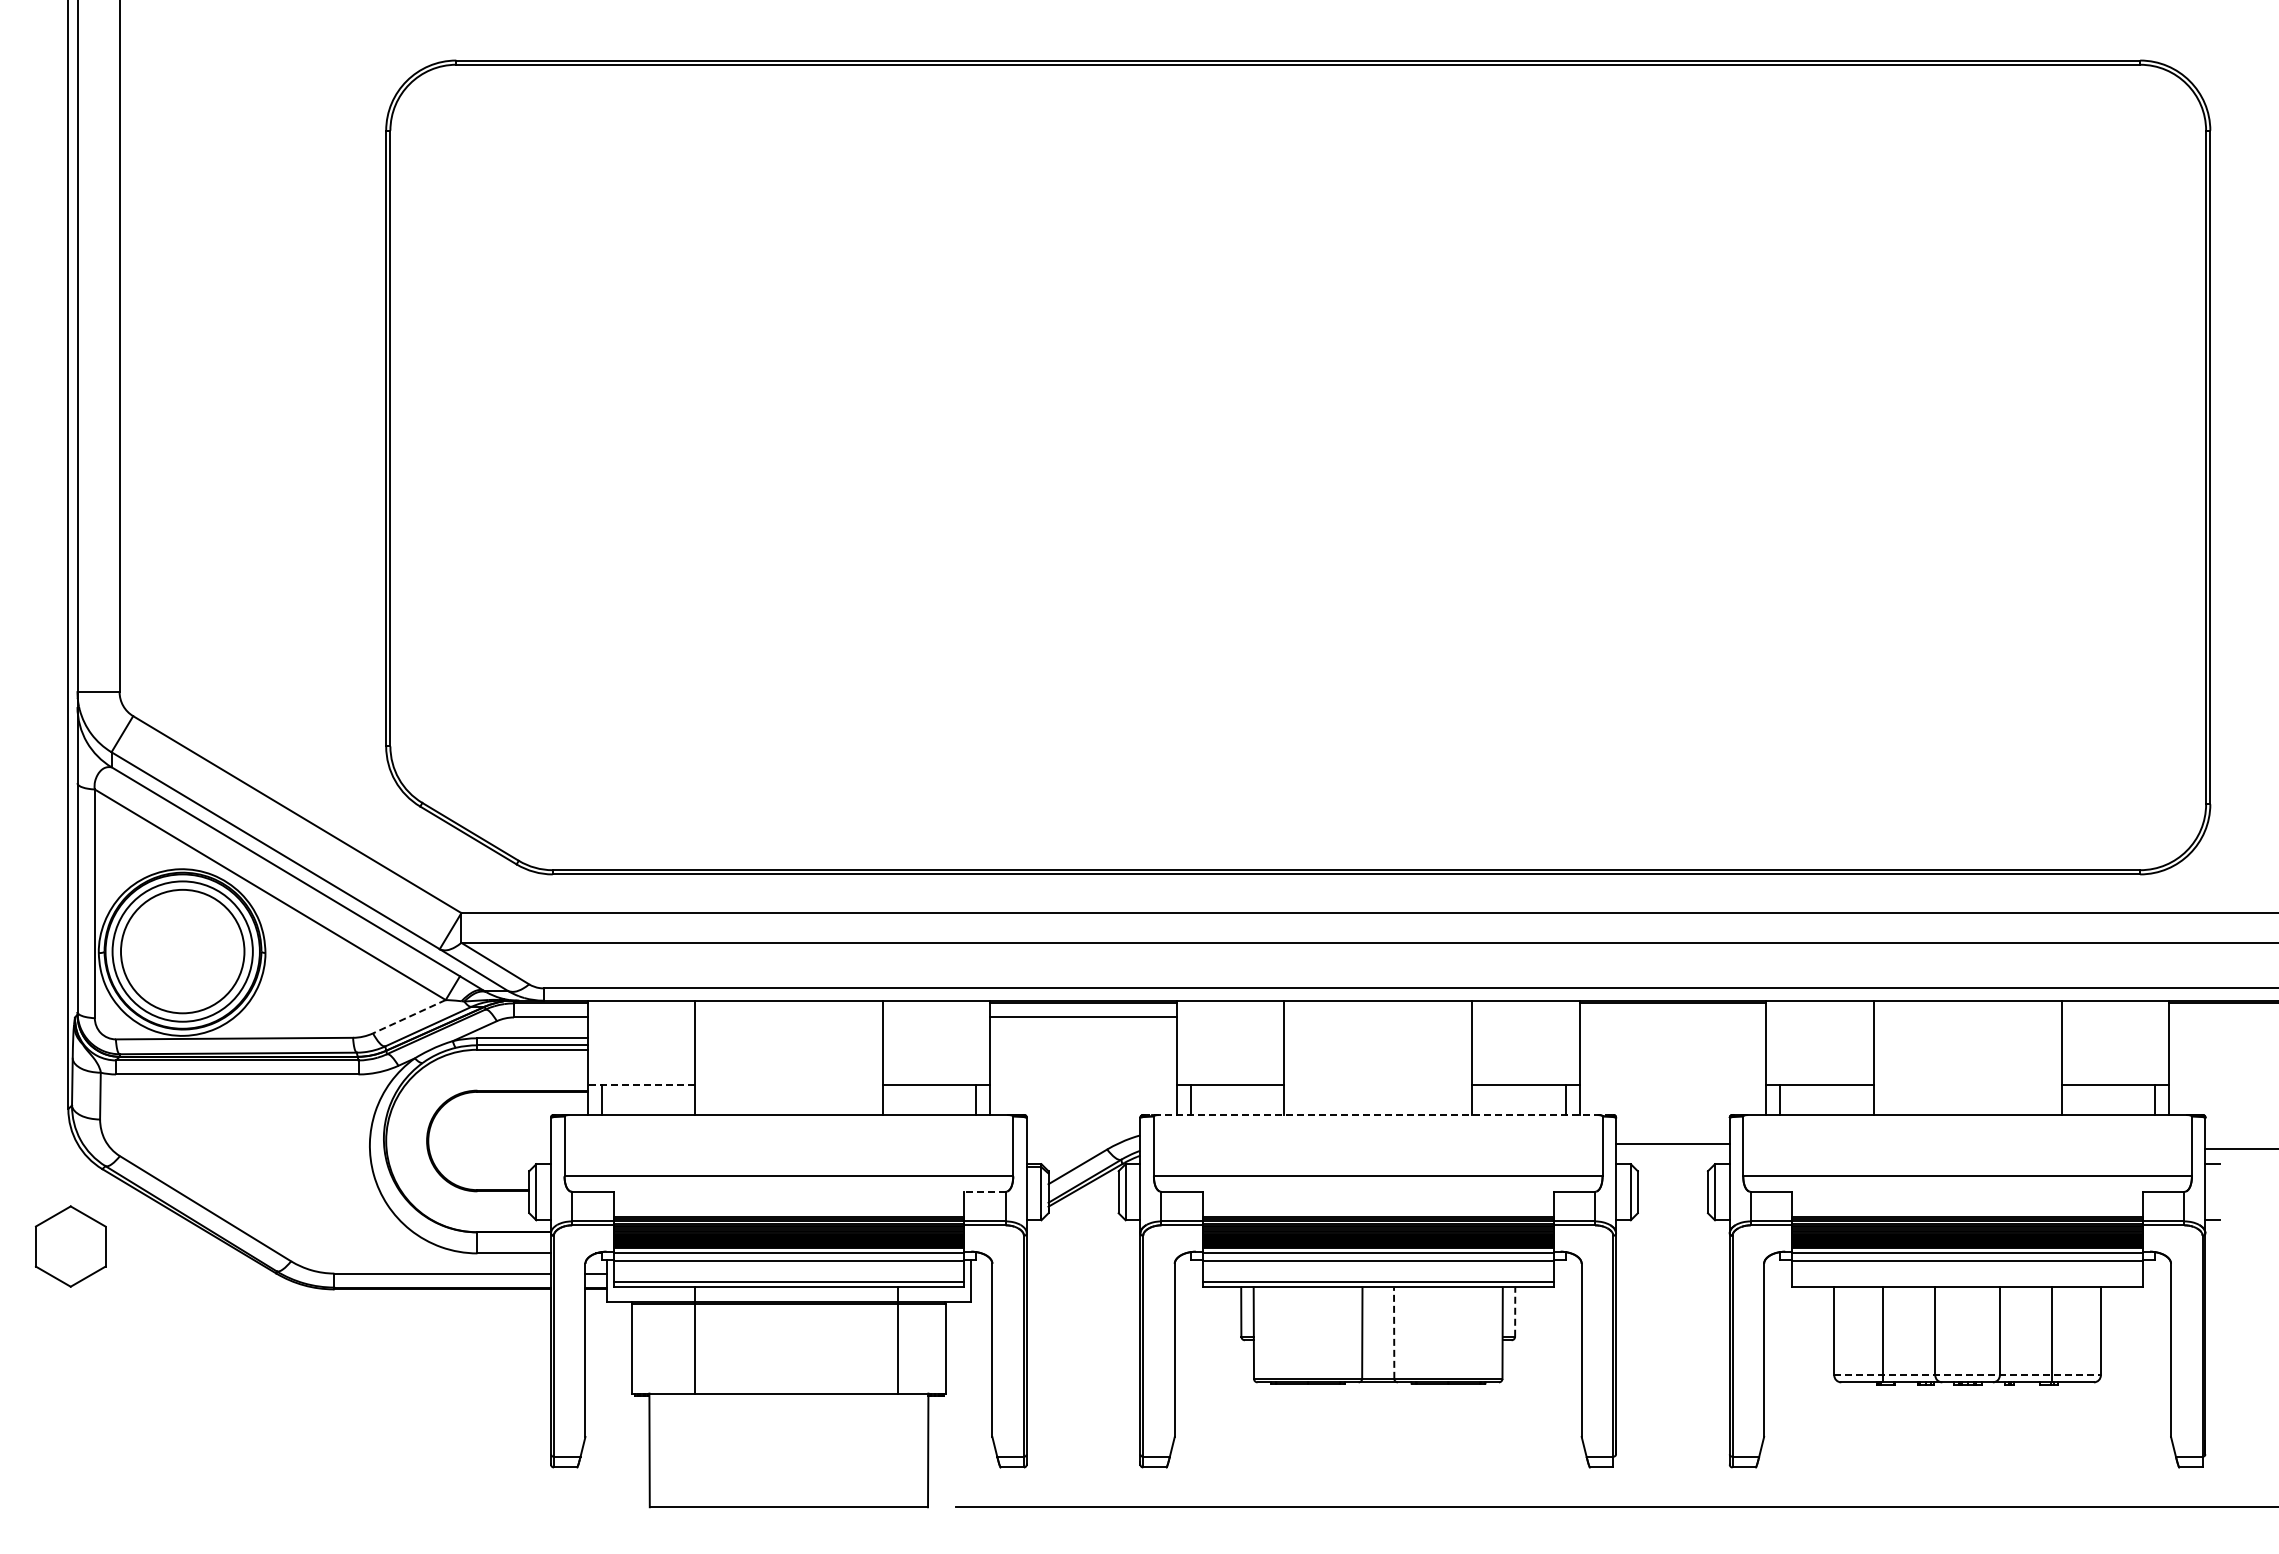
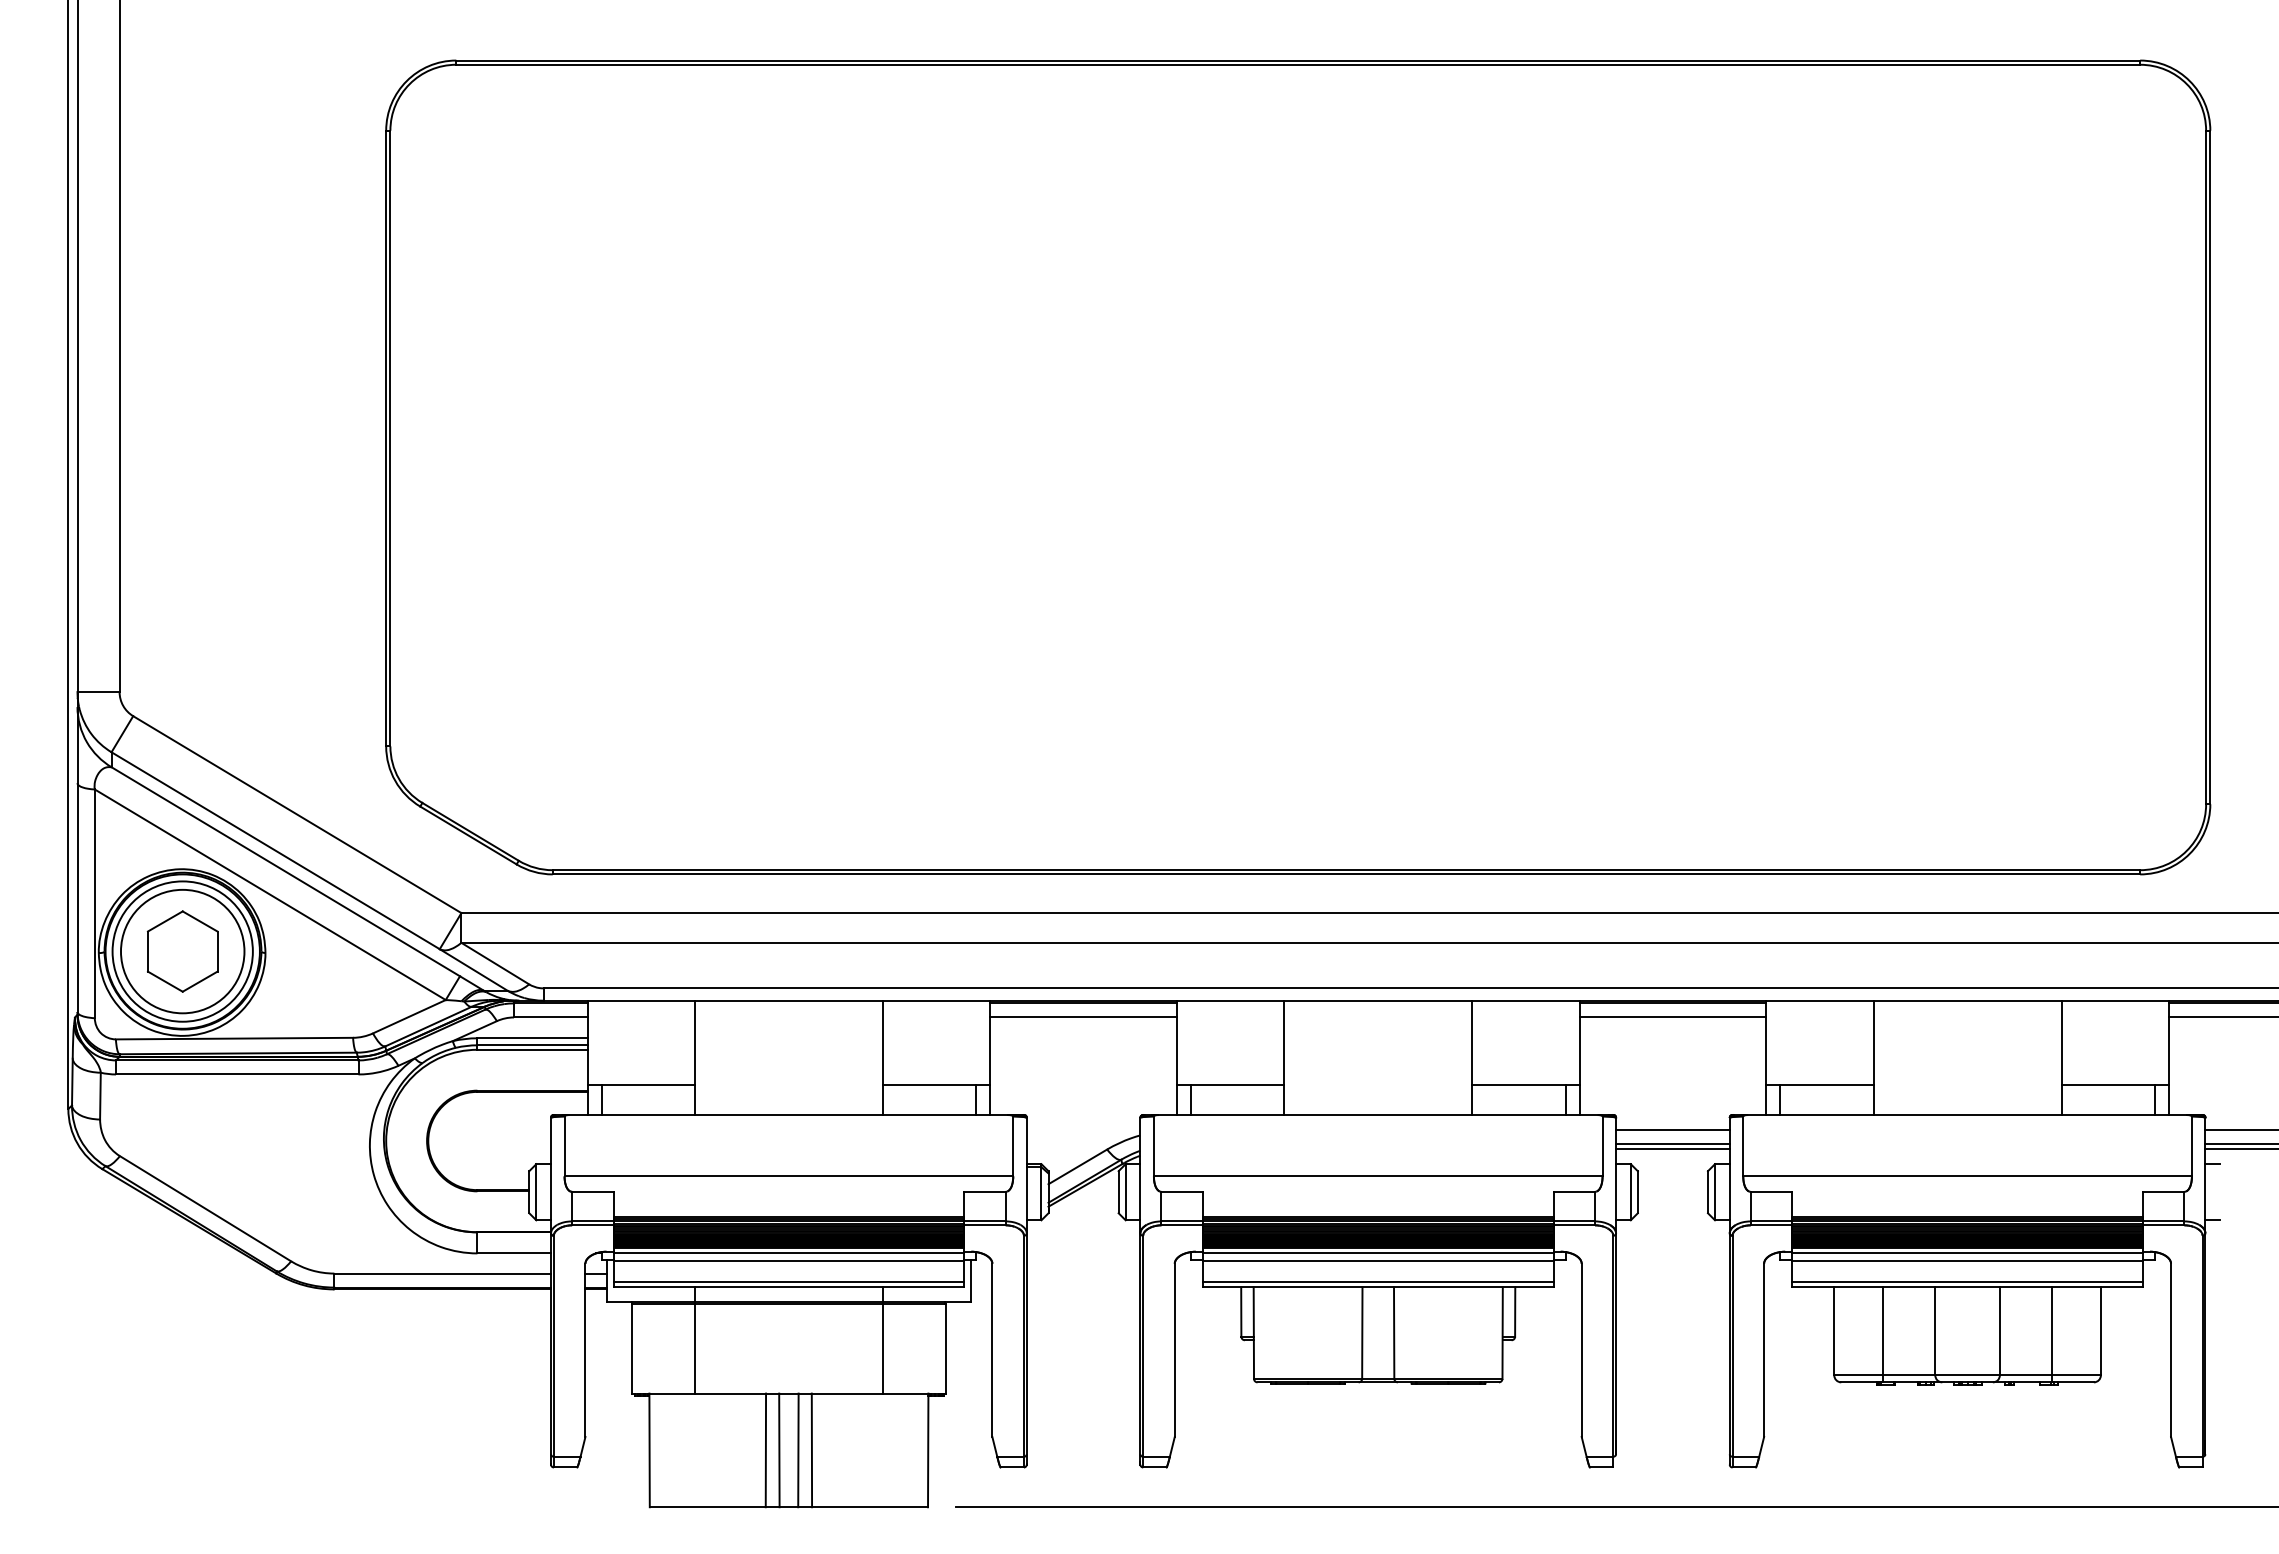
line: dashed -> solid (409, 1016)
line: none -> present (1672, 1017)
line: none -> present (2221, 1017)
line: dashed -> solid (641, 1084)
line: dashed -> solid (1378, 1115)
line: none -> present (1672, 1130)
line: none -> present (2240, 1130)
line: none -> present (2240, 1144)
line: none -> present (1672, 1149)
line: dashed -> solid (985, 1191)
part position: (70, 1246) -> (182, 951) (182, 951)
line: none -> present (1967, 1281)
line: dashed -> solid (1515, 1312)
line: dashed -> solid (1394, 1333)
line position: (897, 1340) -> (882, 1340) (882, 1340)
line: dashed -> solid (1968, 1375)
line: none -> present (765, 1450)
line: none -> present (779, 1450)
line: none -> present (798, 1450)
line: none -> present (811, 1450)
